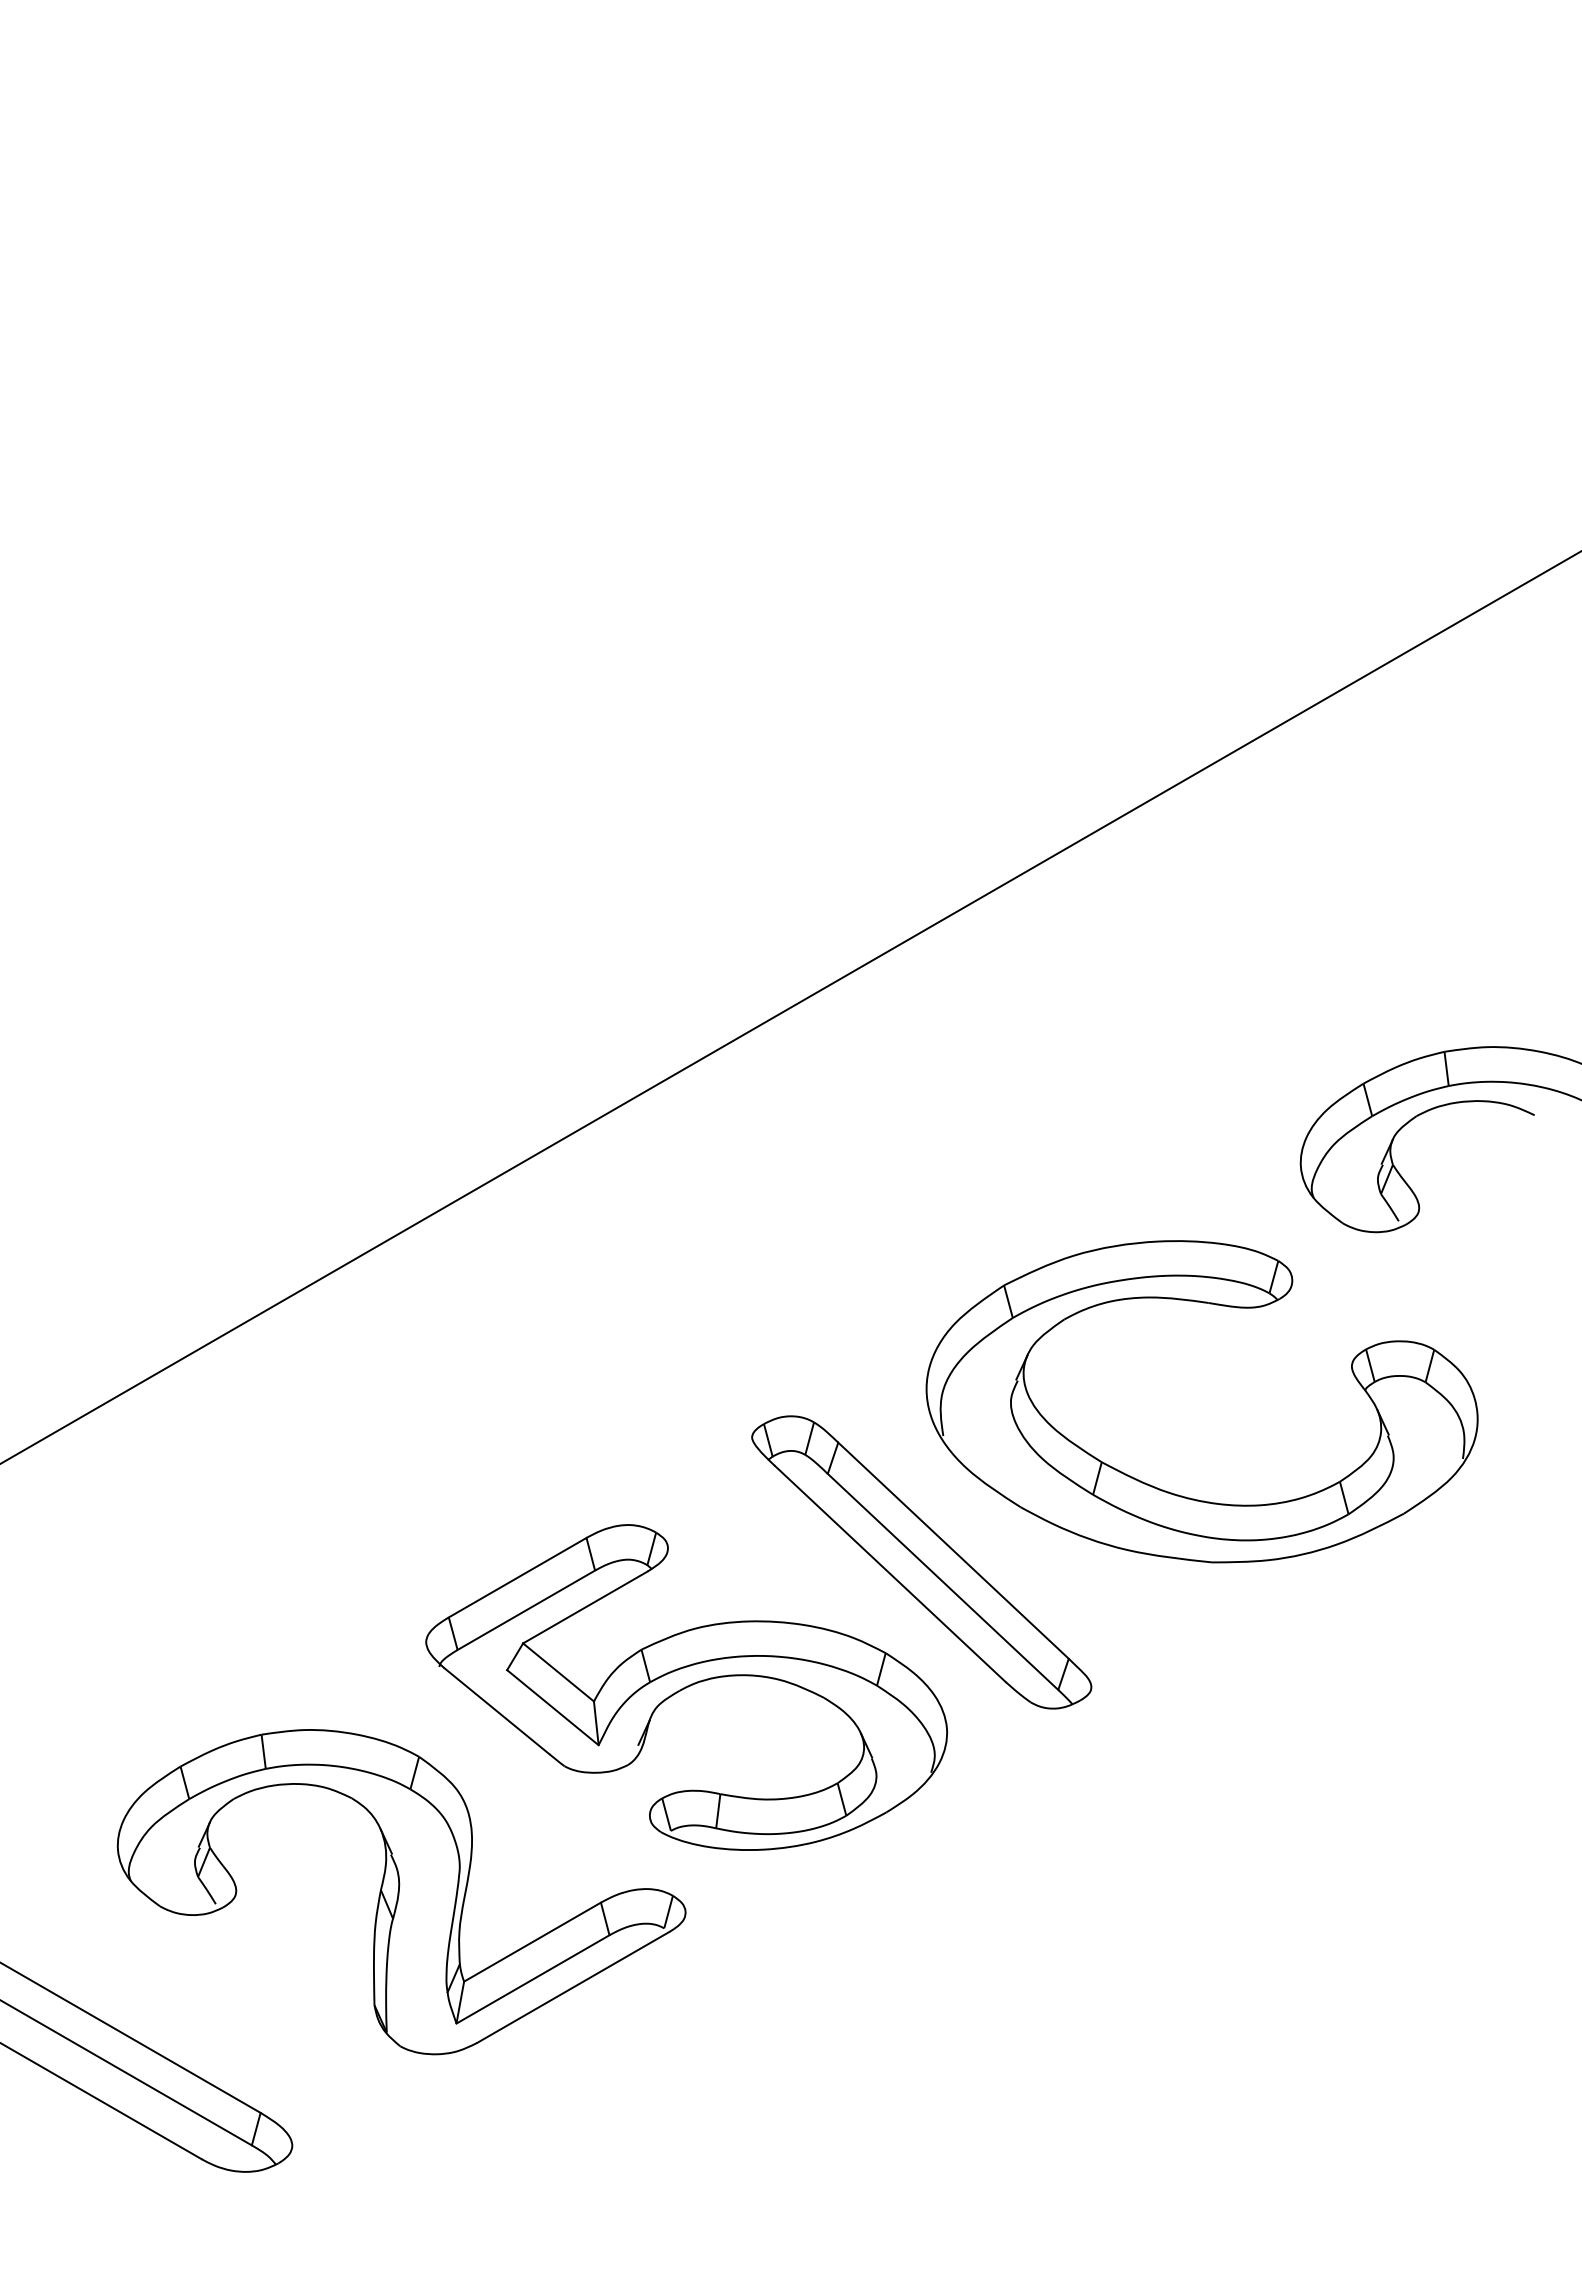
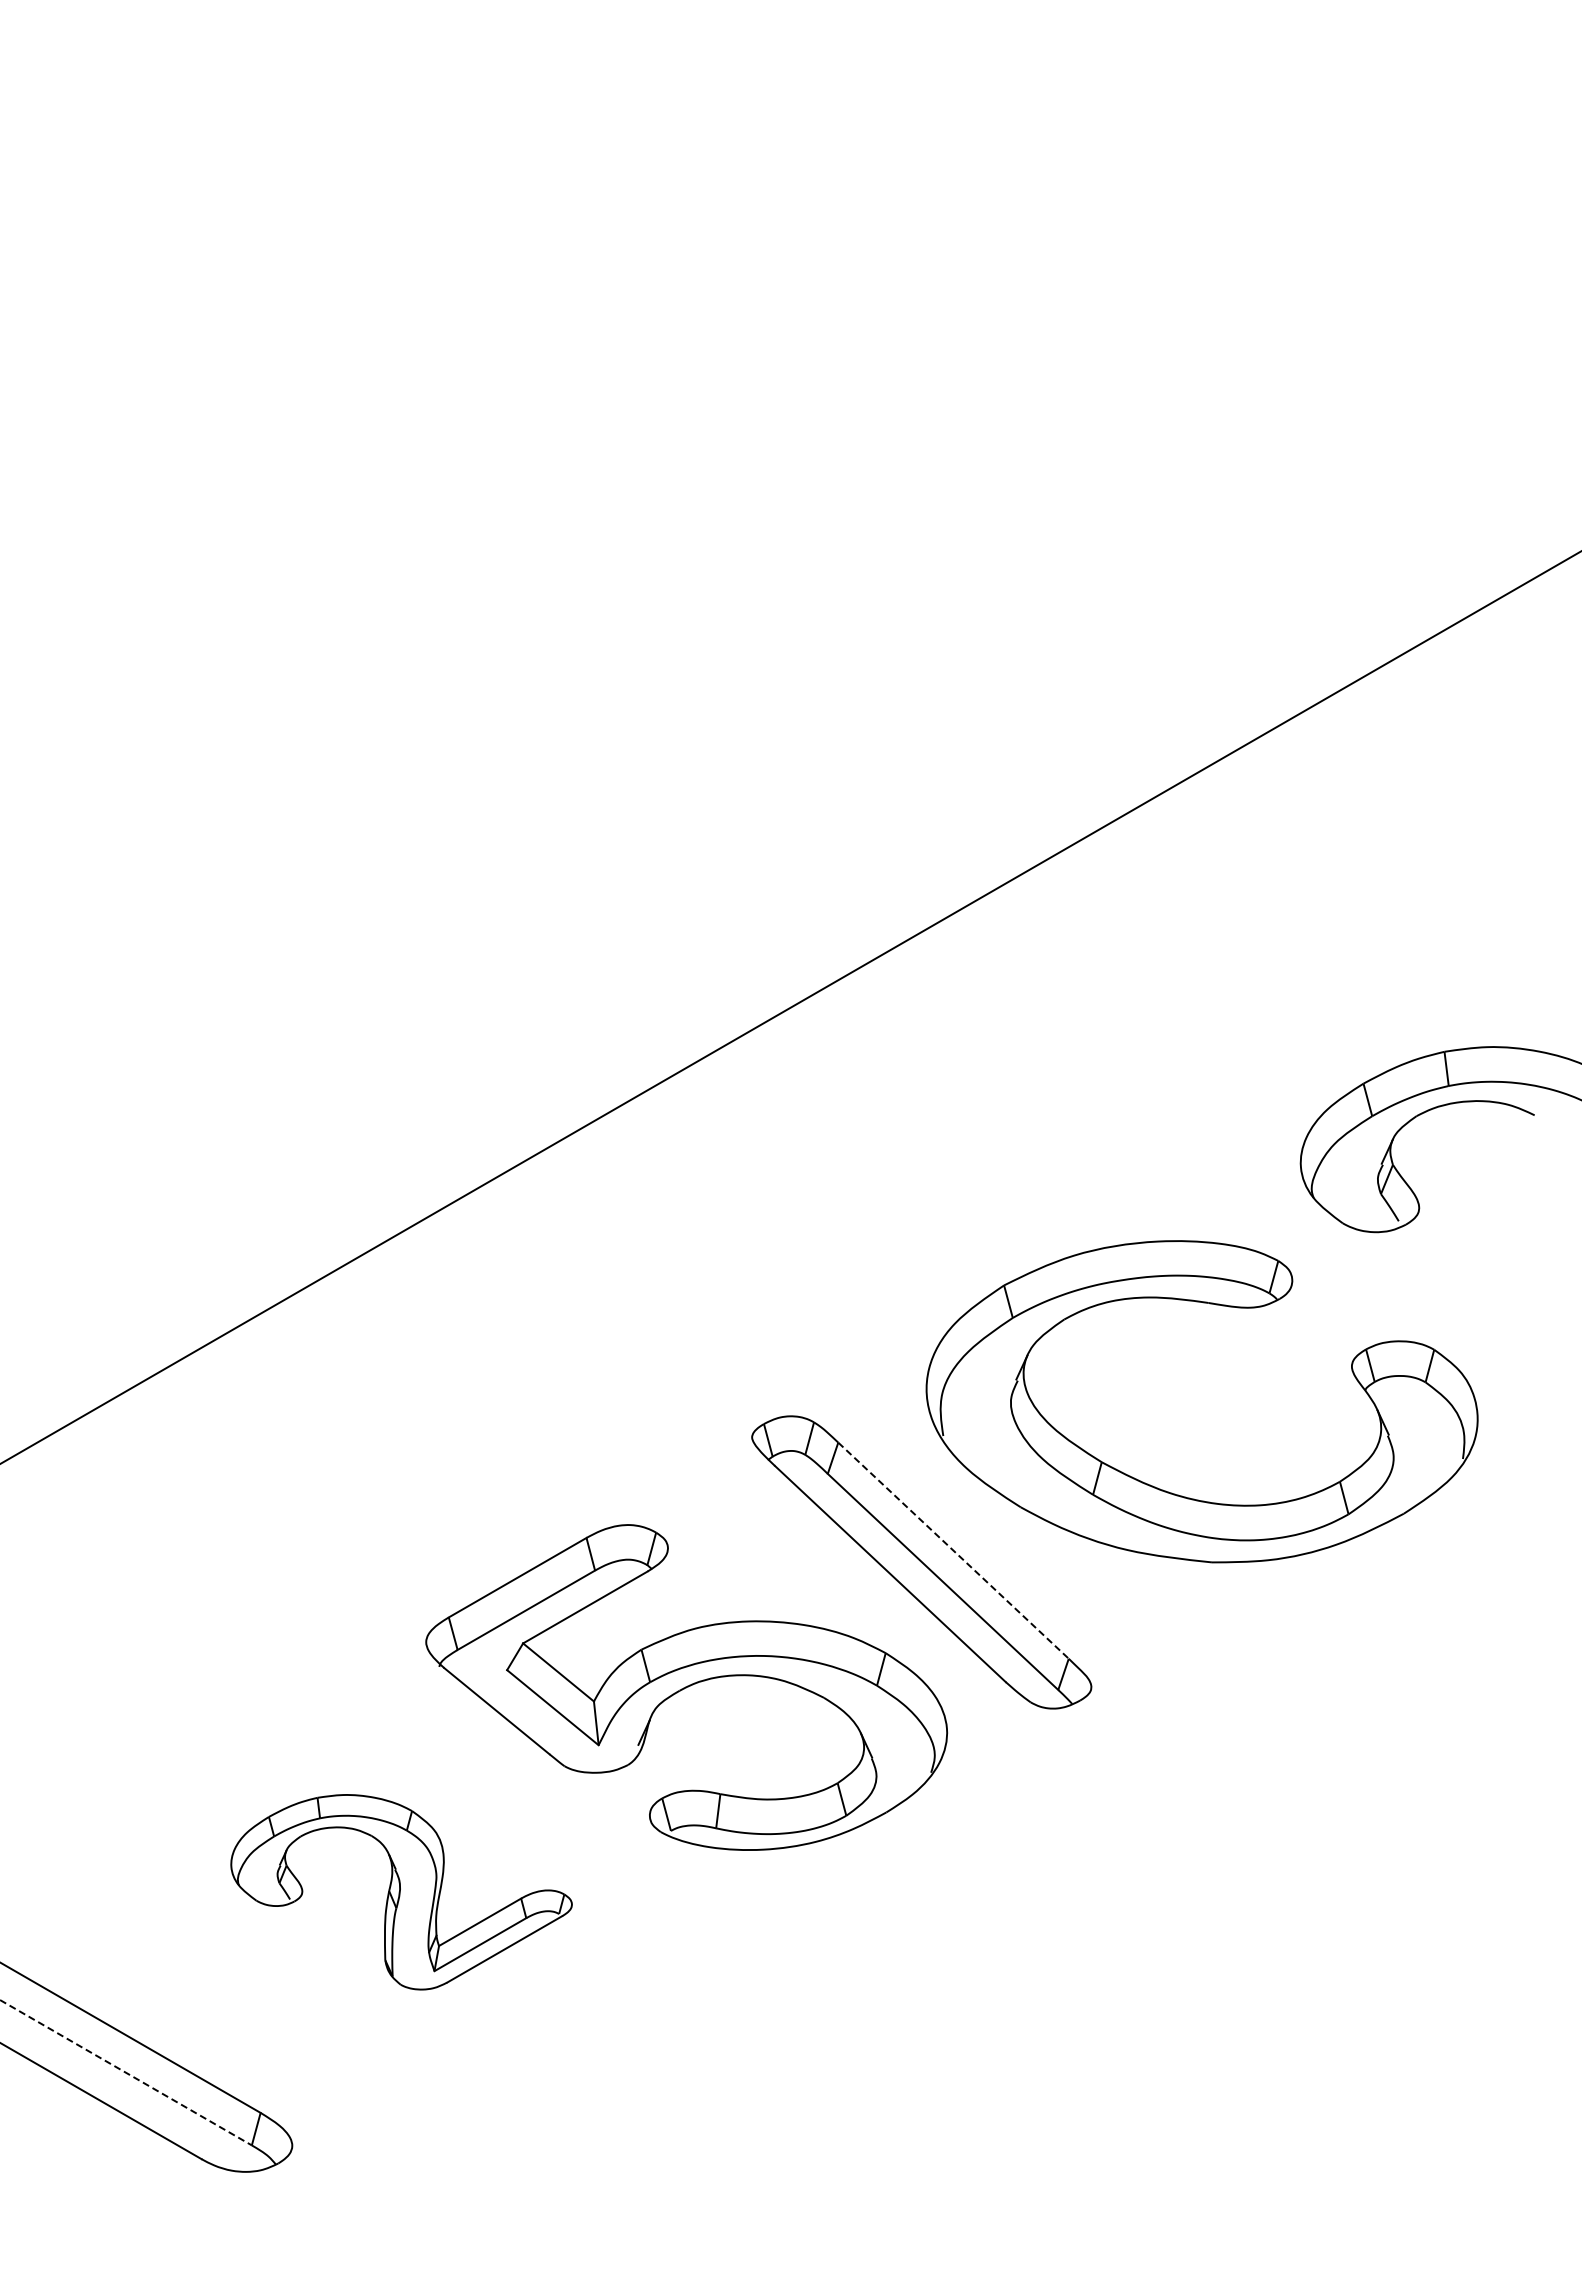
line: solid -> dashed (953, 1550)
part size: 571x327 px -> 343x197 px (401, 1892)
line: solid -> dashed (126, 2072)
